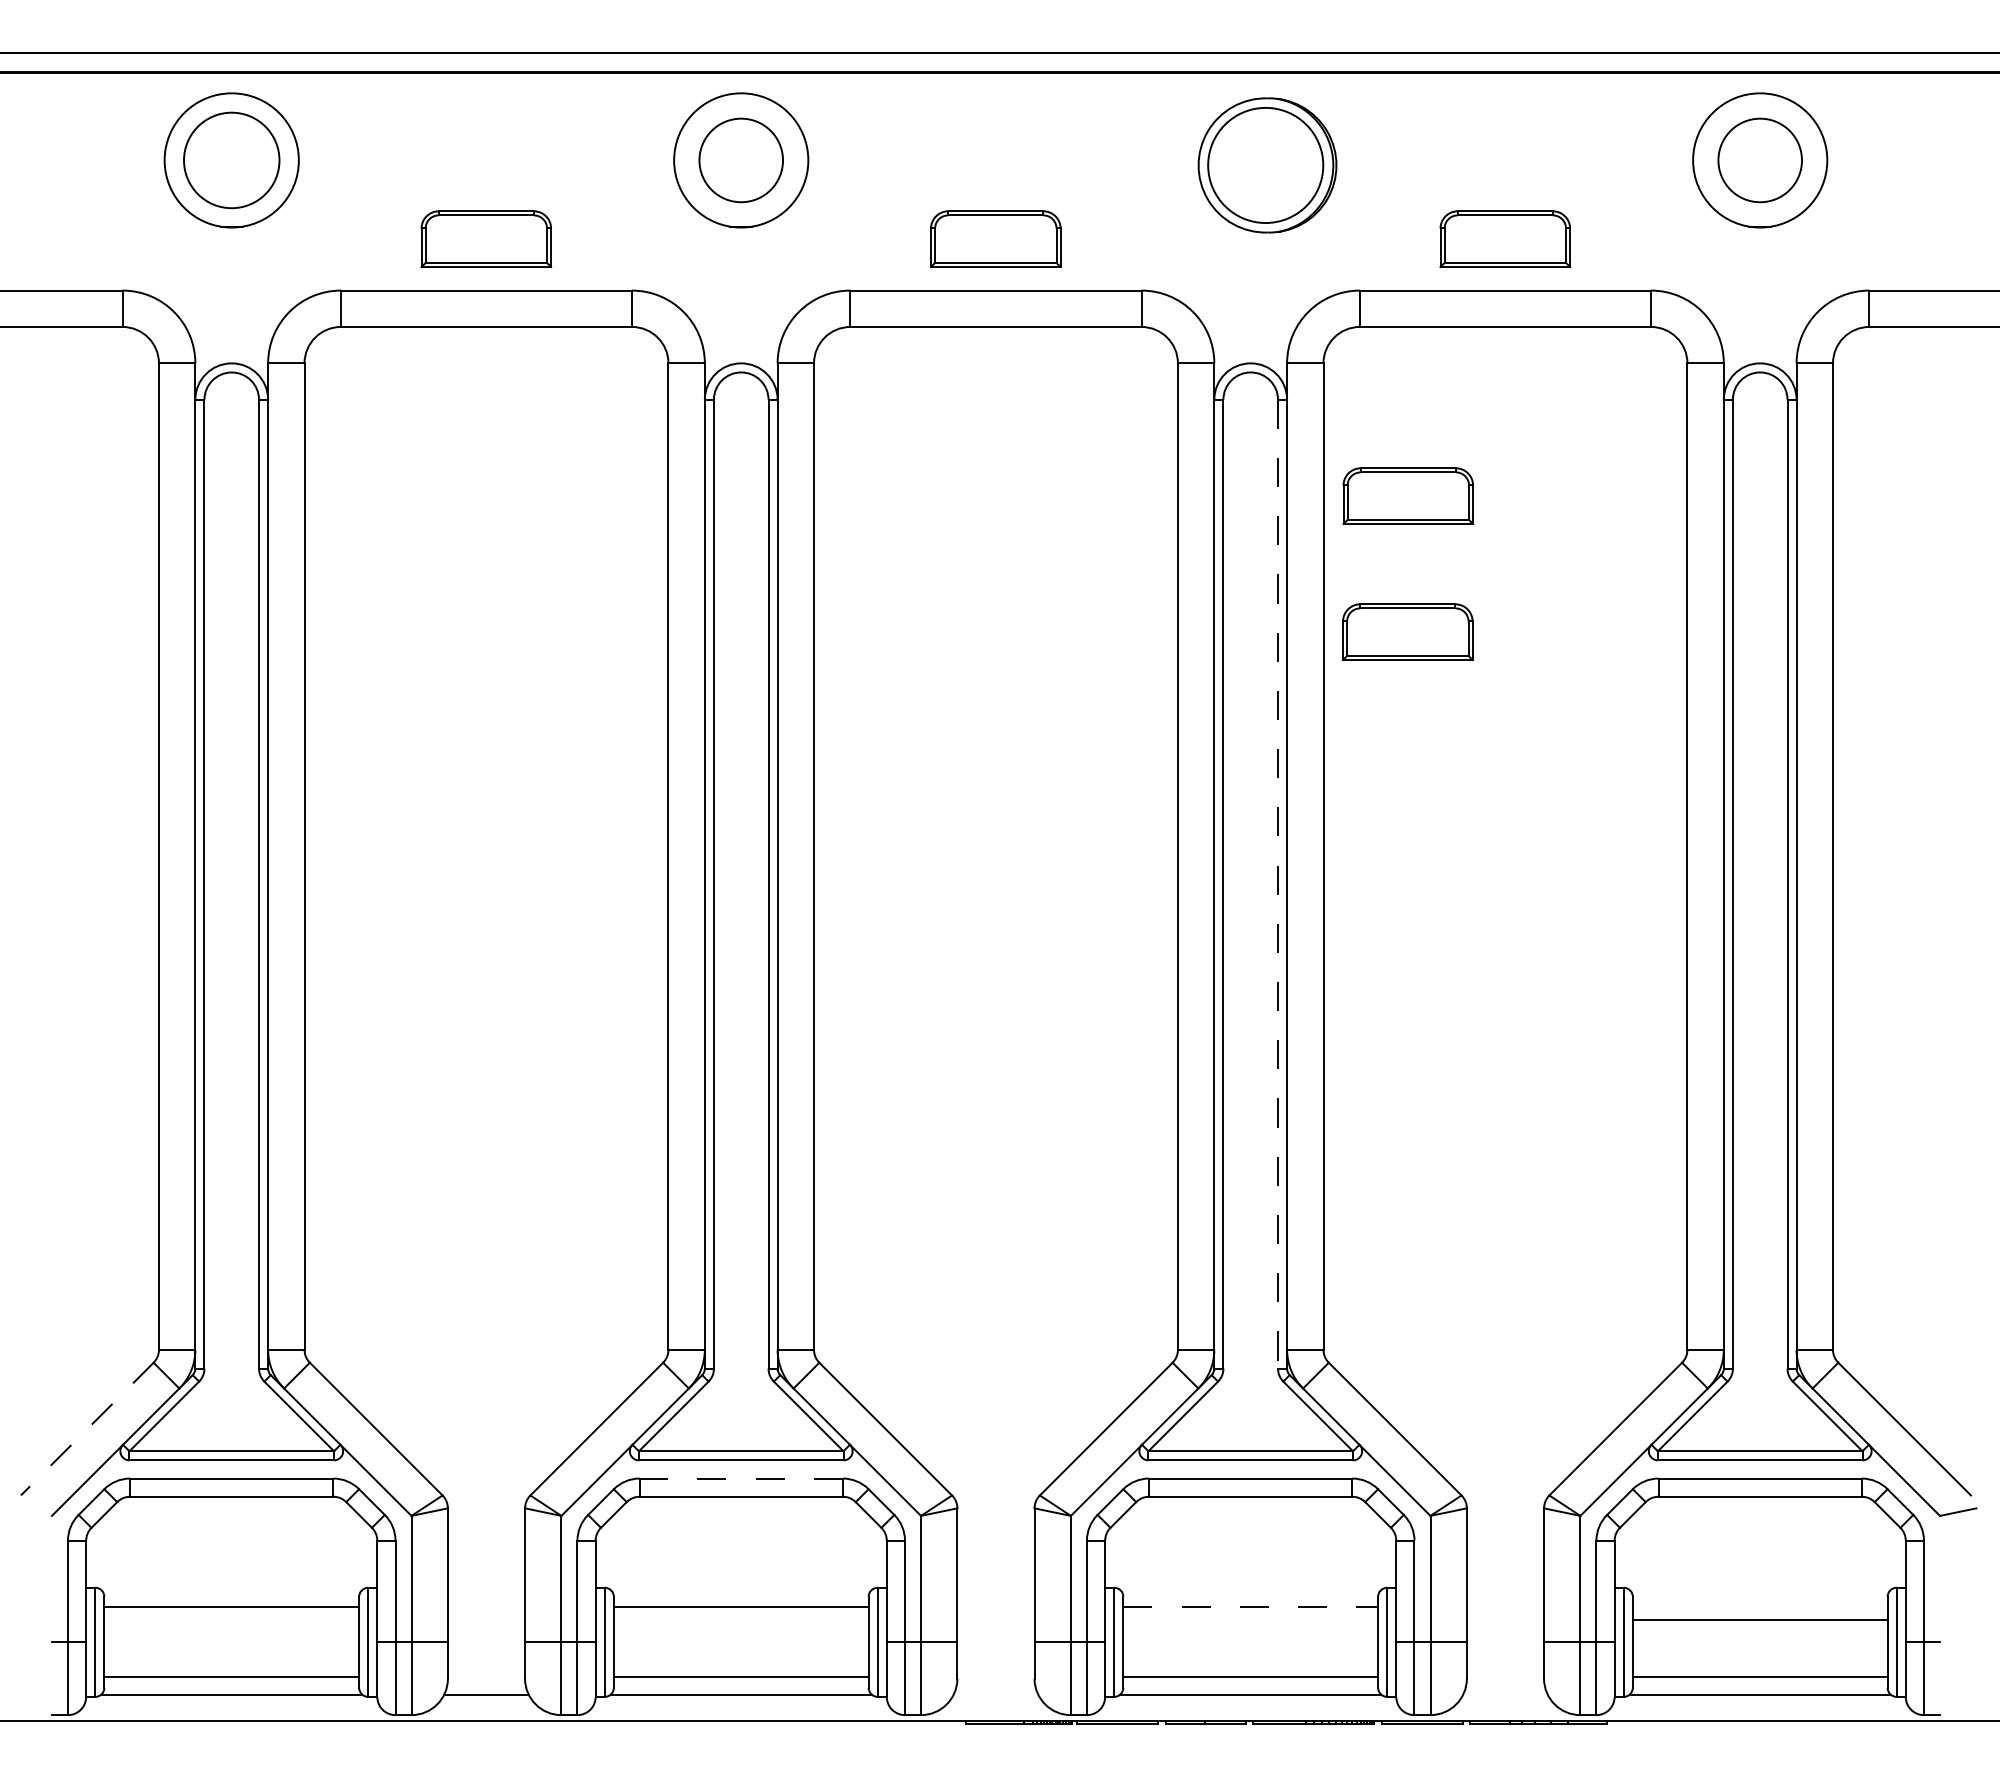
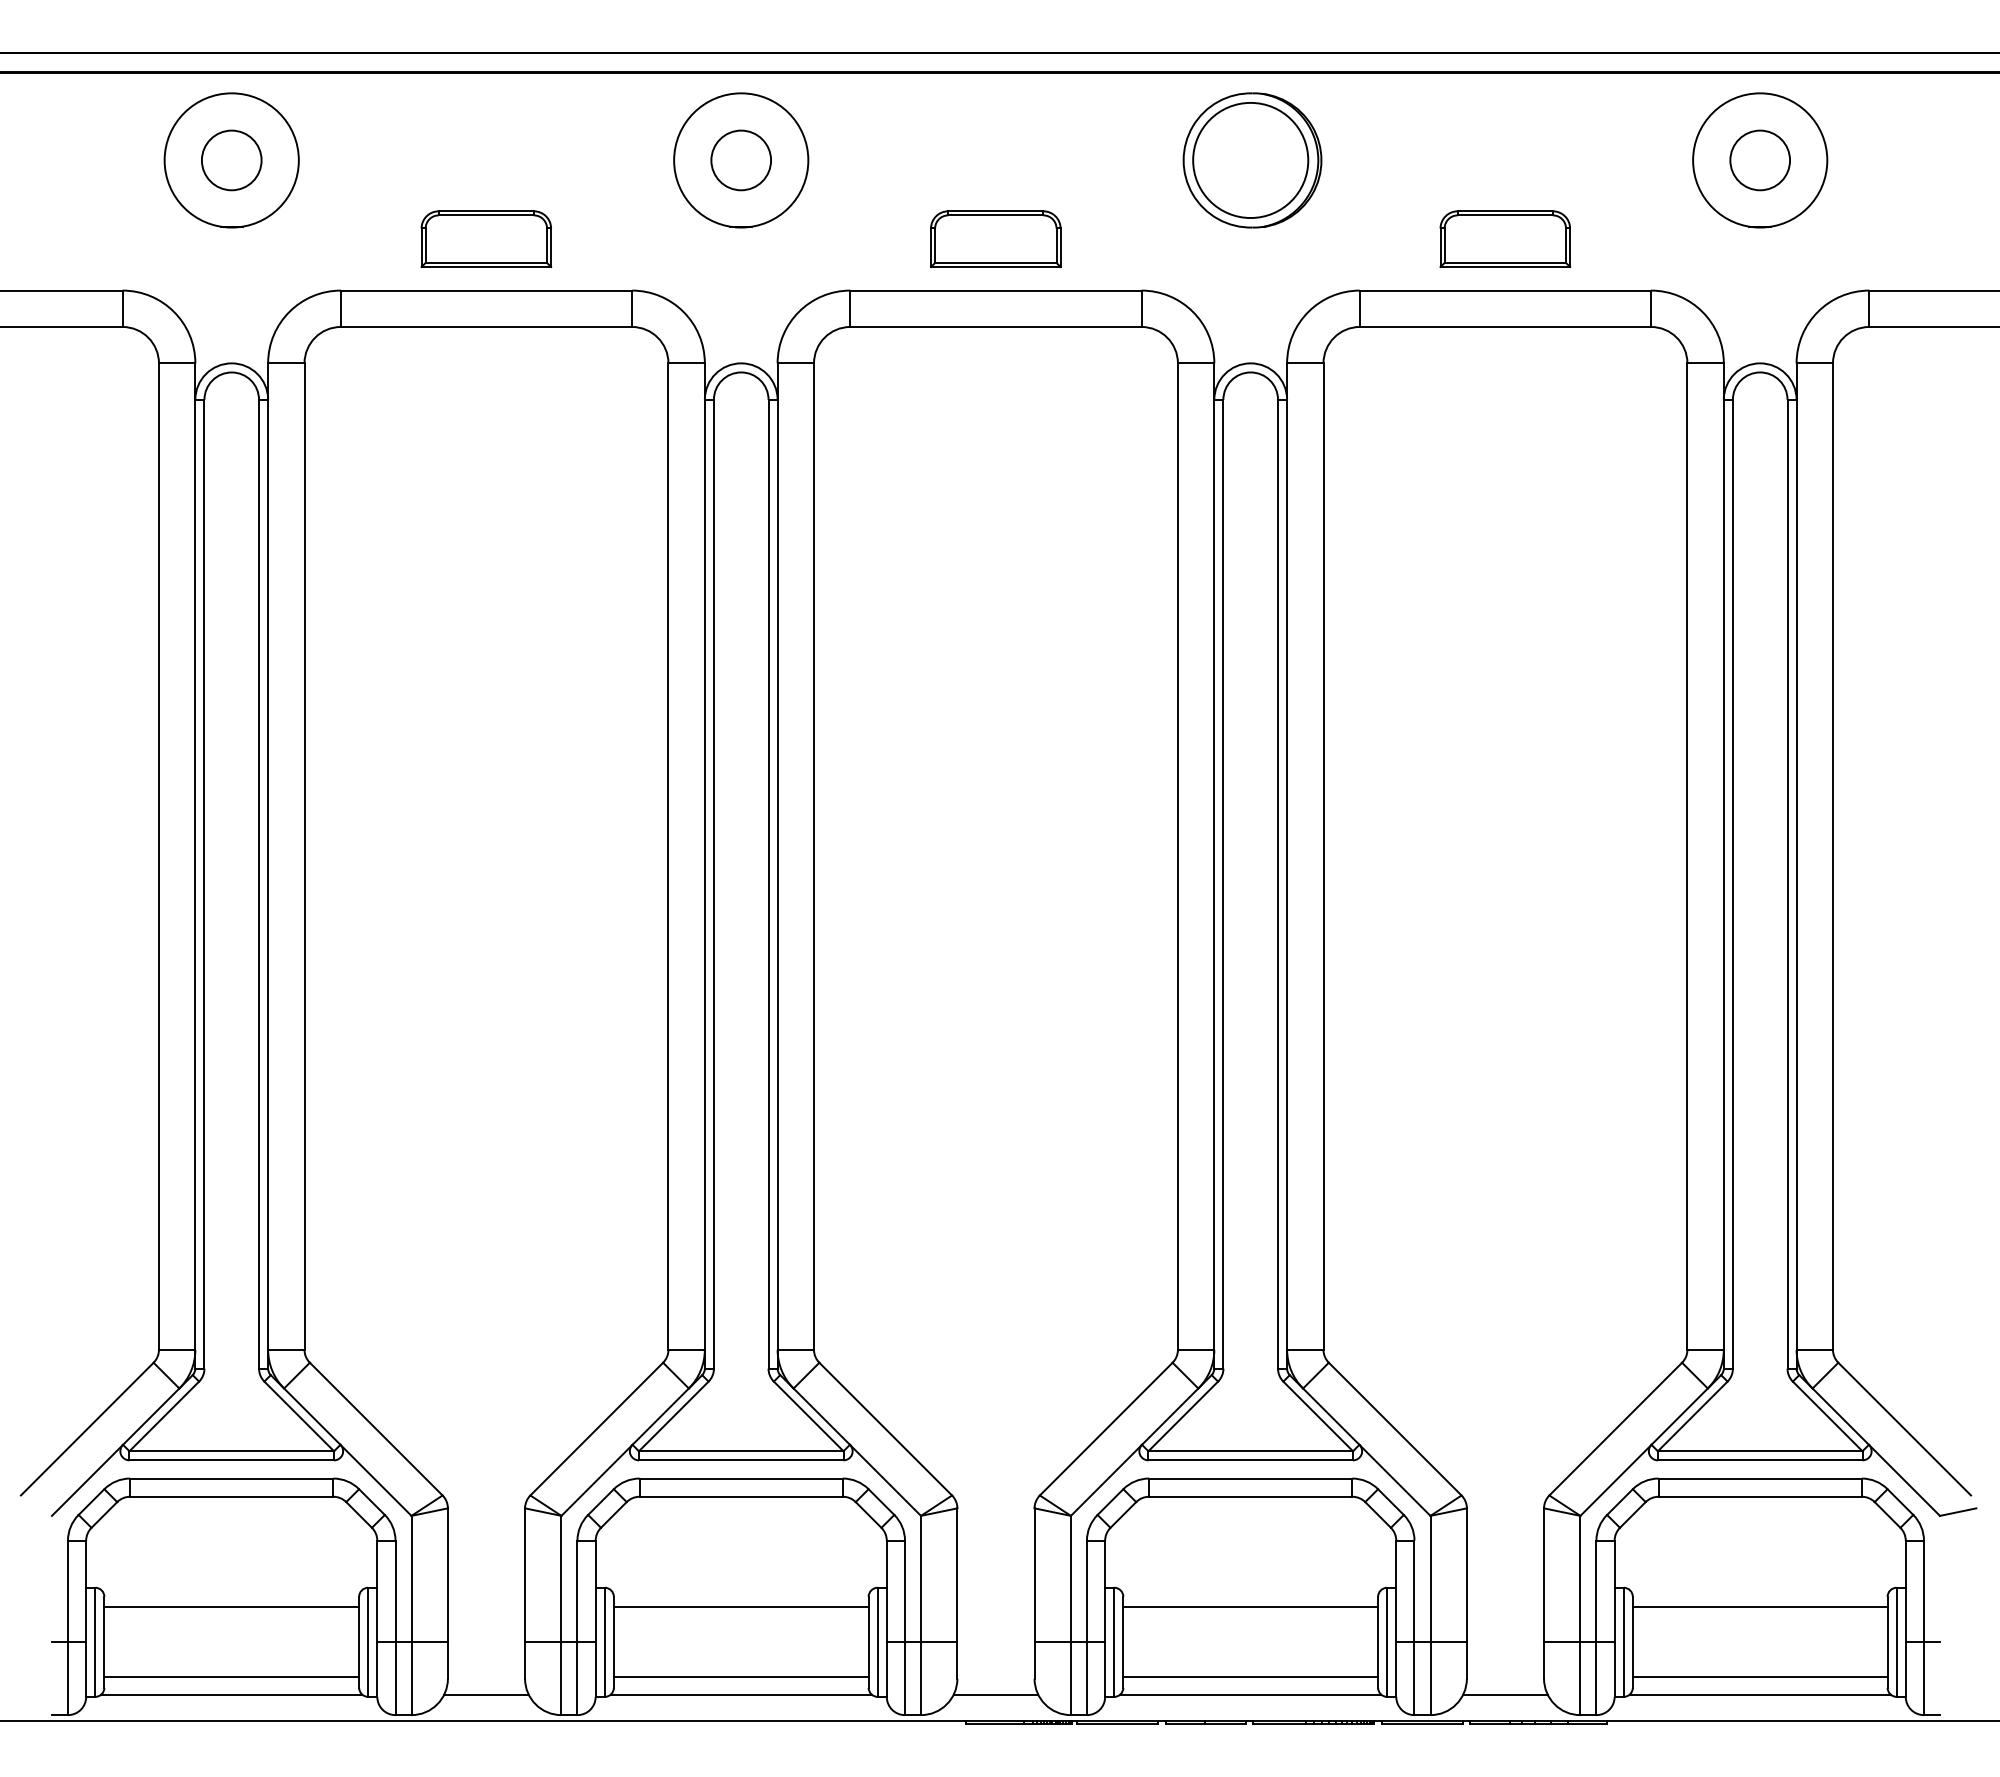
circle diameter: 95 px -> 60 px (231, 160)
circle diameter: 84 px -> 60 px (741, 160)
circle diameter: 84 px -> 60 px (1760, 160)
part position: (1267, 165) -> (1252, 160) (1252, 160)
part: present -> none (1408, 496)
part: present -> none (1407, 632)
line: dashed -> solid (1278, 884)
line: dashed -> solid (87, 1429)
line: dashed -> solid (741, 1478)
line: dashed -> solid (1251, 1607)
line position: (1759, 1620) -> (1759, 1607) (1759, 1607)
line: none -> present (995, 1694)
line: none -> present (1505, 1694)
